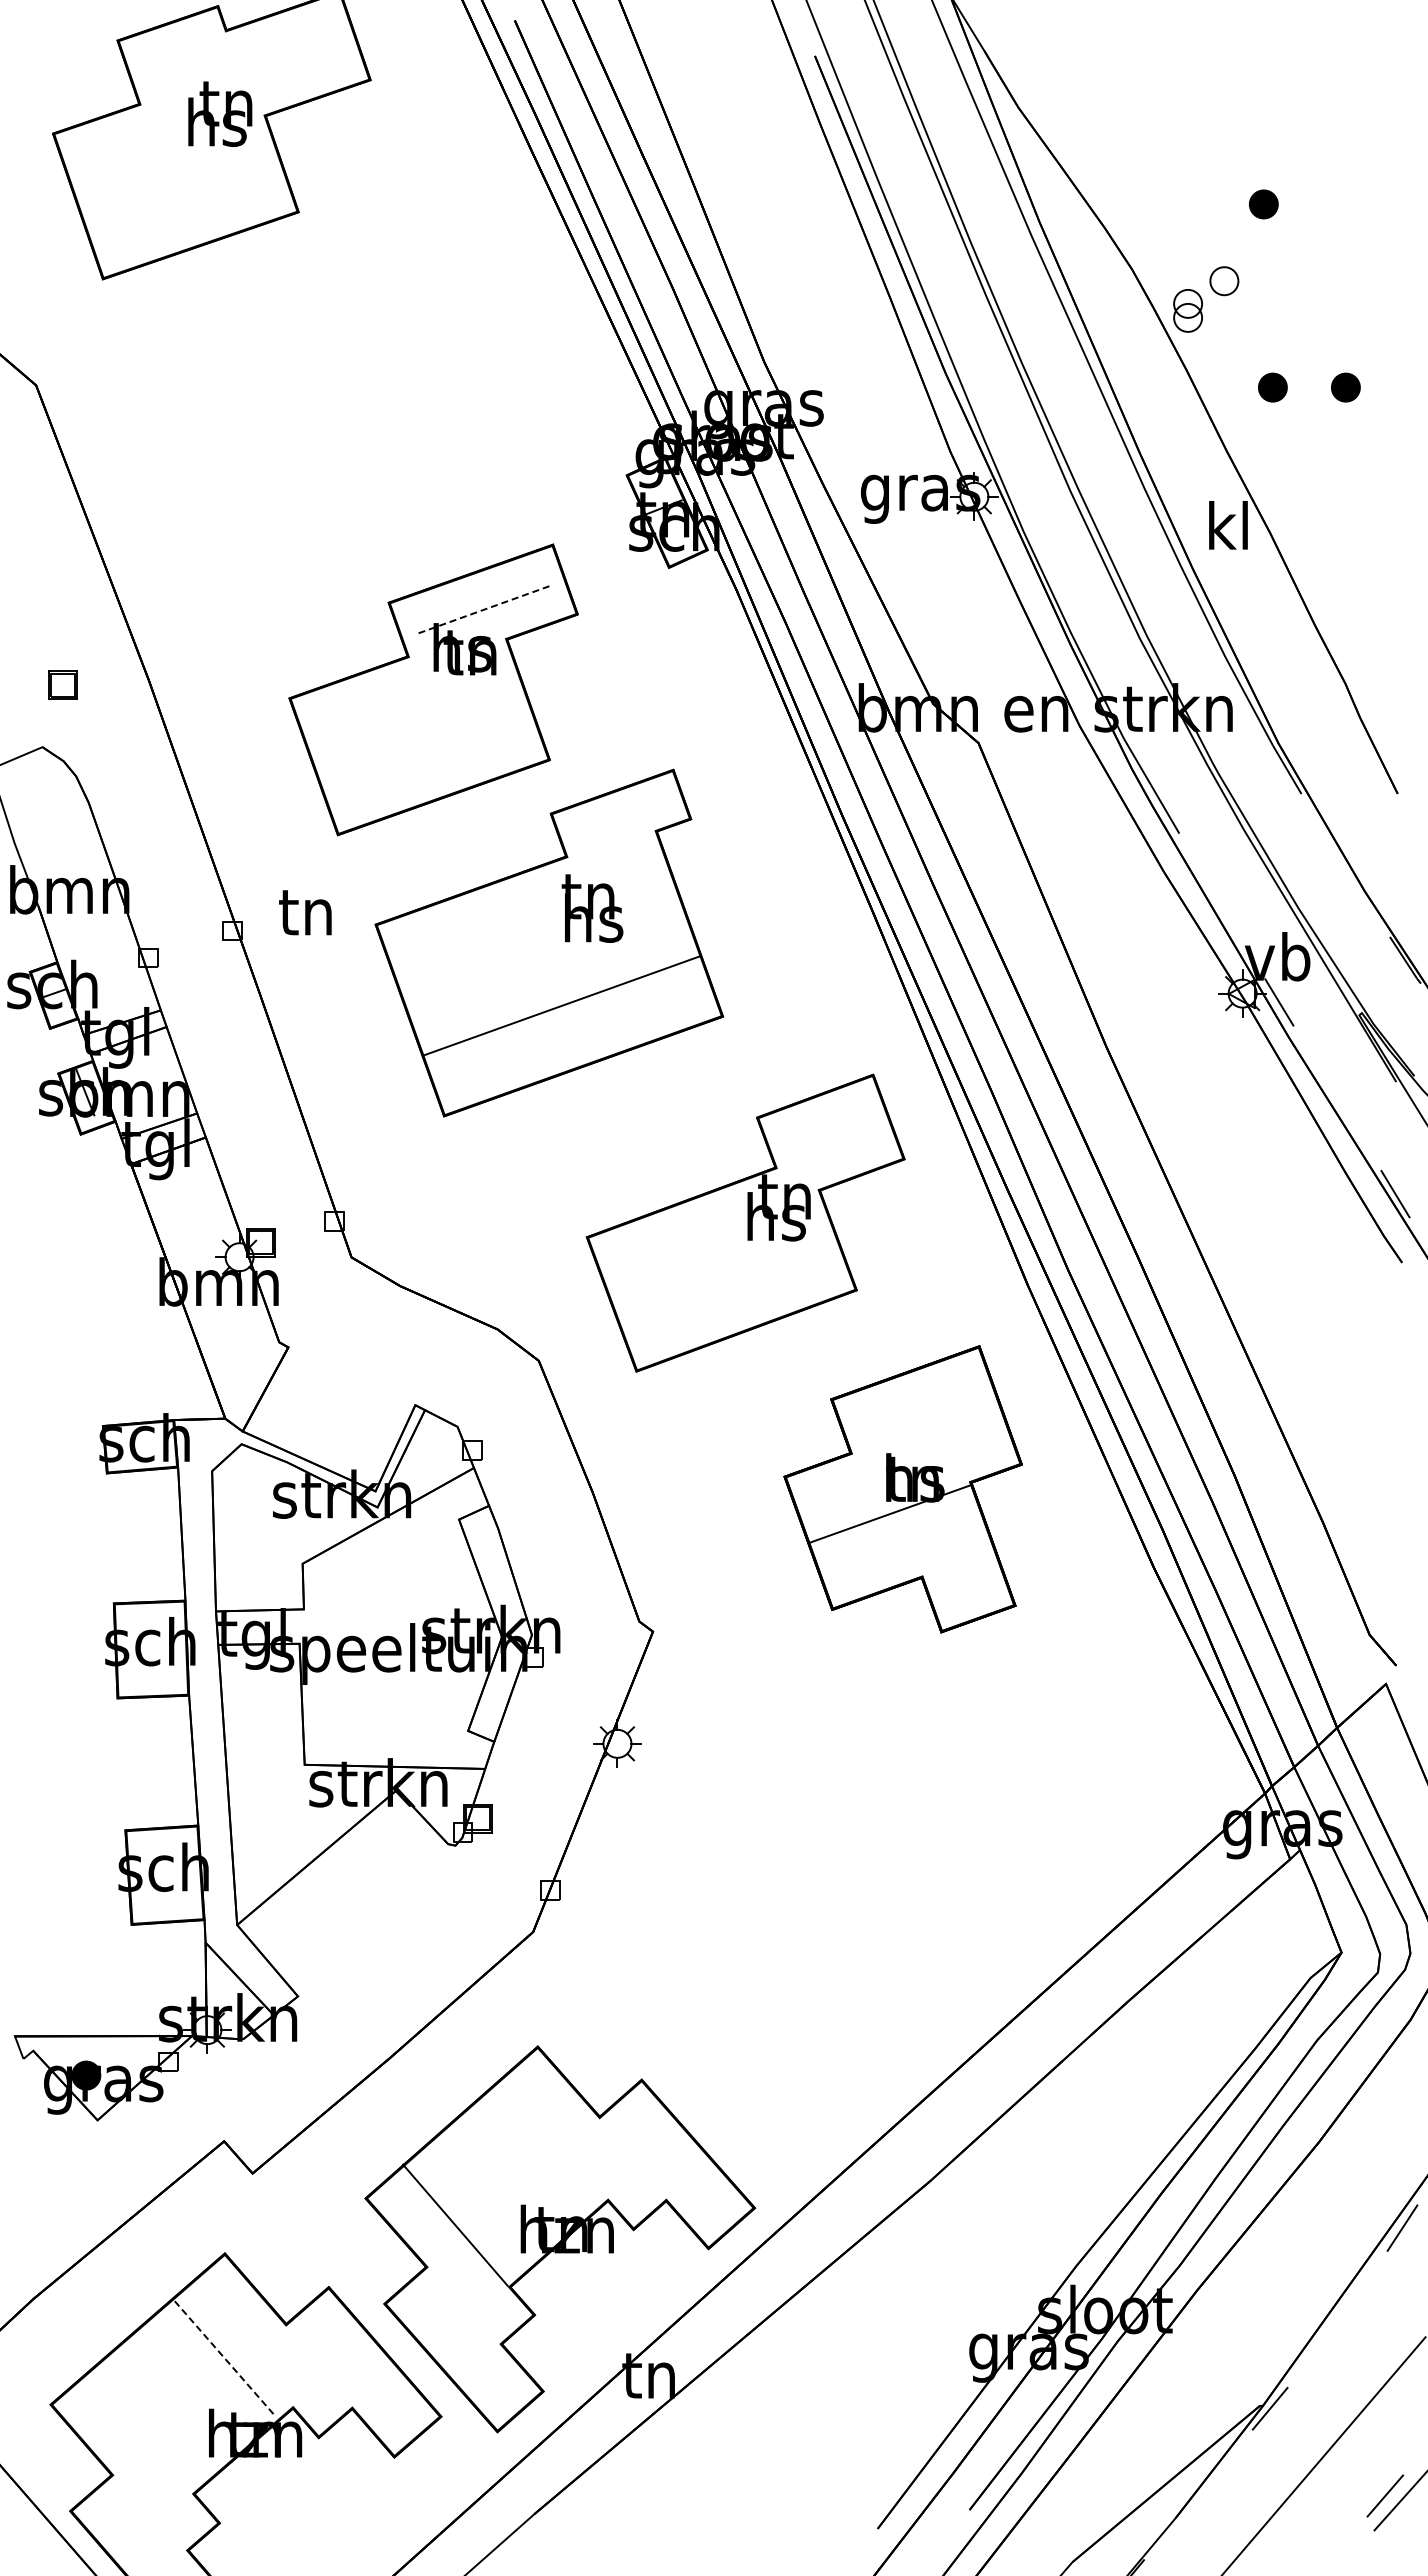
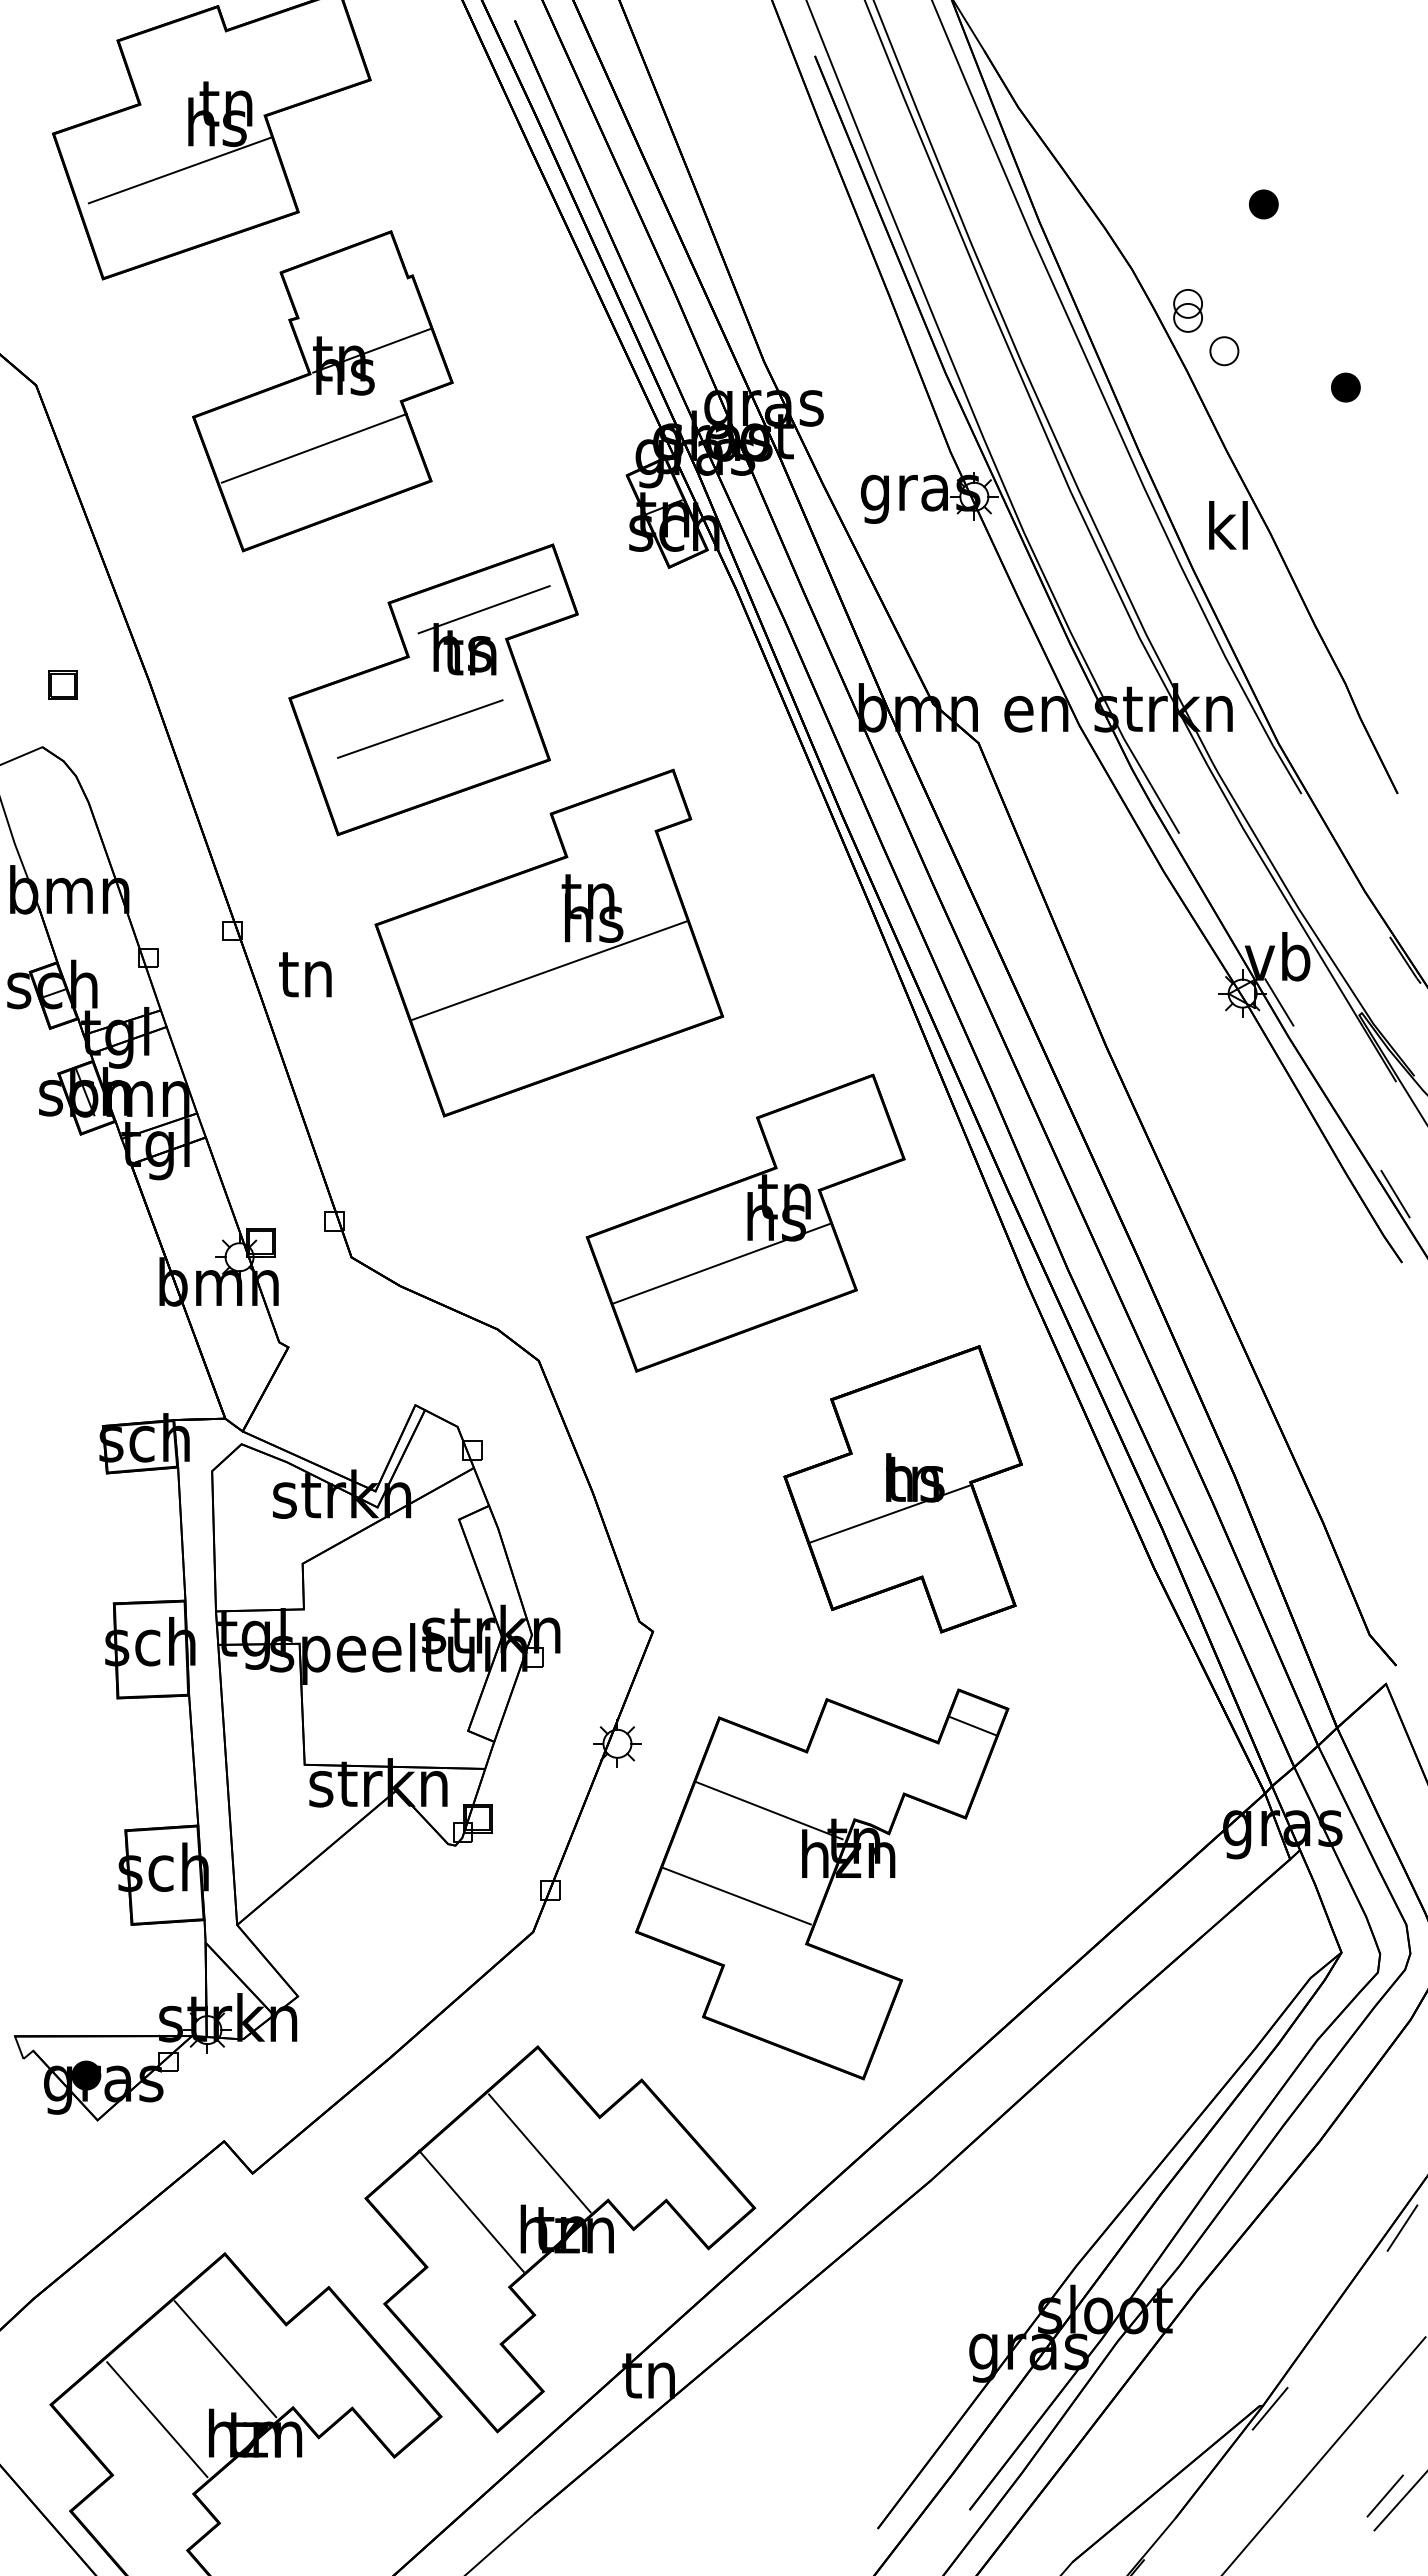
line: none -> present (179, 170)
part position: (1224, 281) -> (1224, 351) (1224, 351)
part: present -> none (1272, 387)
part: none -> present (322, 391)
line: dashed -> solid (484, 609)
line: none -> present (420, 728)
text position: (305, 912) -> (305, 974) (305, 974)
line position: (561, 1005) -> (548, 970) (548, 970)
line: none -> present (721, 1263)
part: none -> present (822, 1884)
line: none -> present (539, 2153)
line position: (455, 2224) -> (471, 2210) (471, 2210)
line: dashed -> solid (225, 2359)
line: none -> present (157, 2419)
